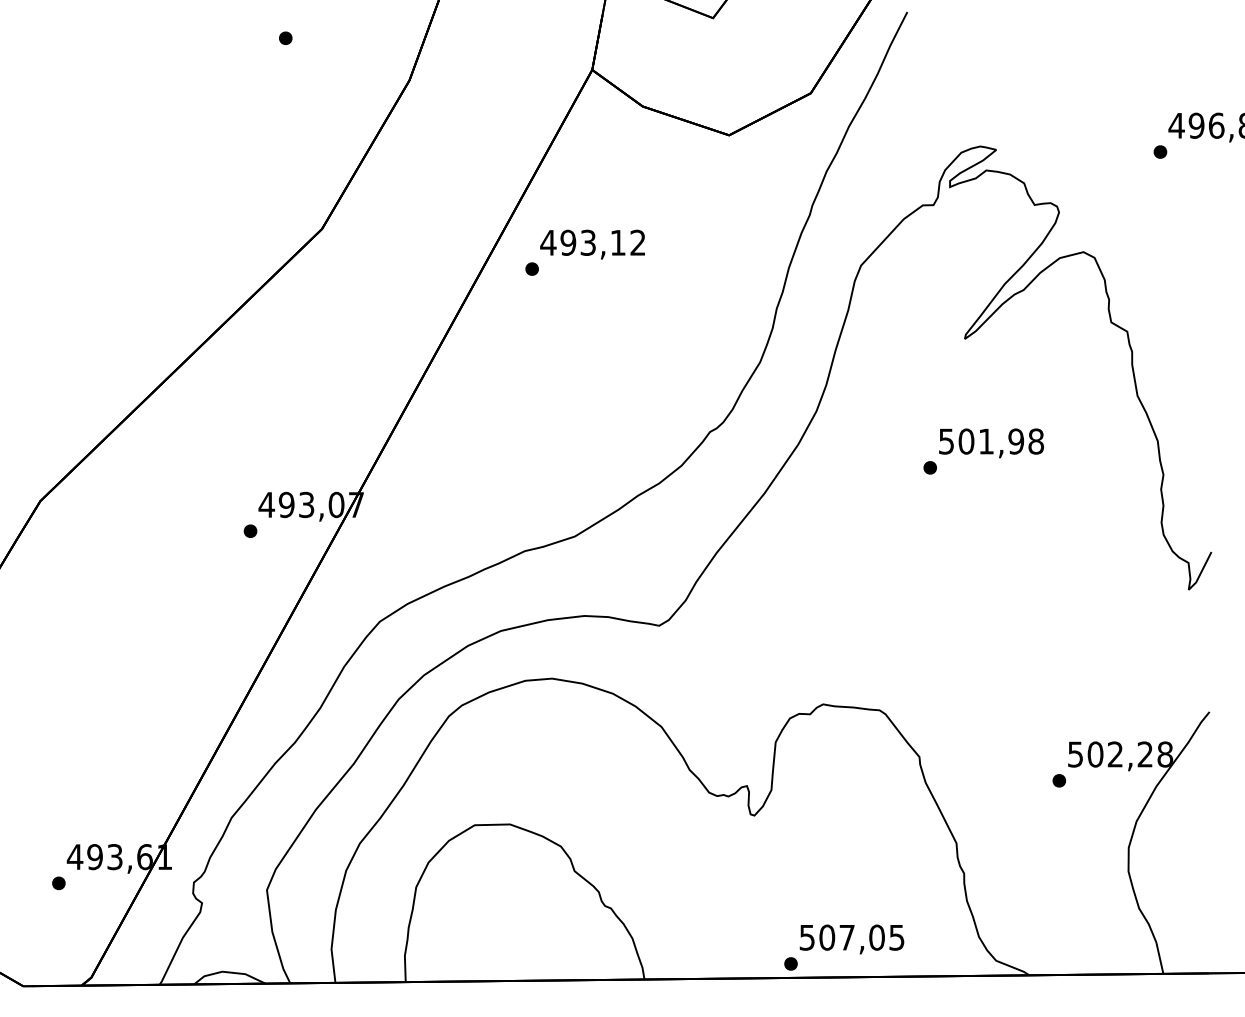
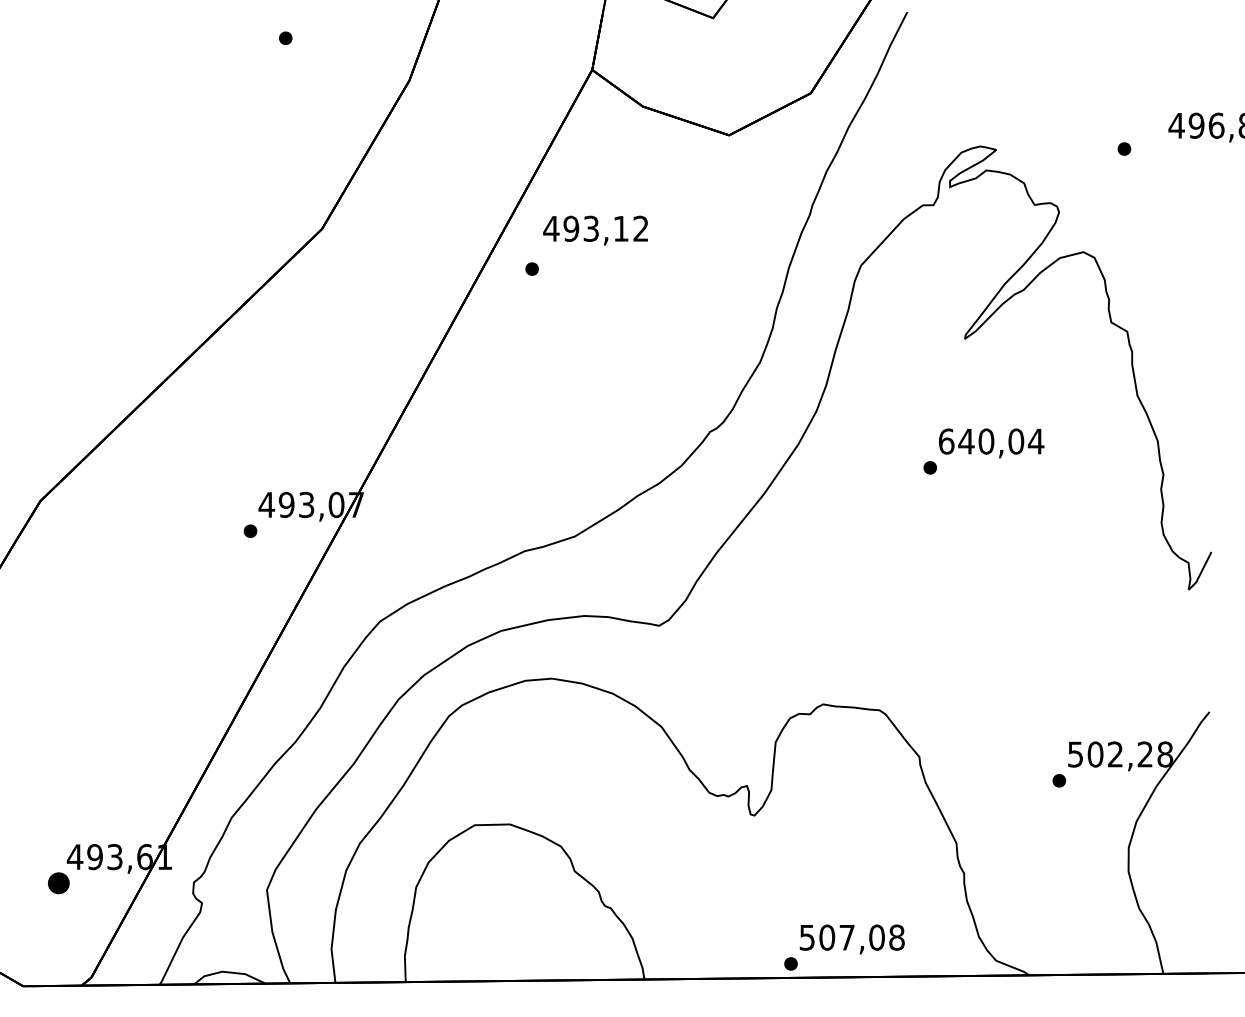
part position: (1160, 151) -> (1124, 148) (1124, 148)
text position: (592, 244) -> (595, 230) (595, 230)
text: 501,98 -> 640,04 (991, 441)
part size: 14x15 px -> 22x23 px (58, 883)
text: 507,05 -> 507,08 (896, 937)
